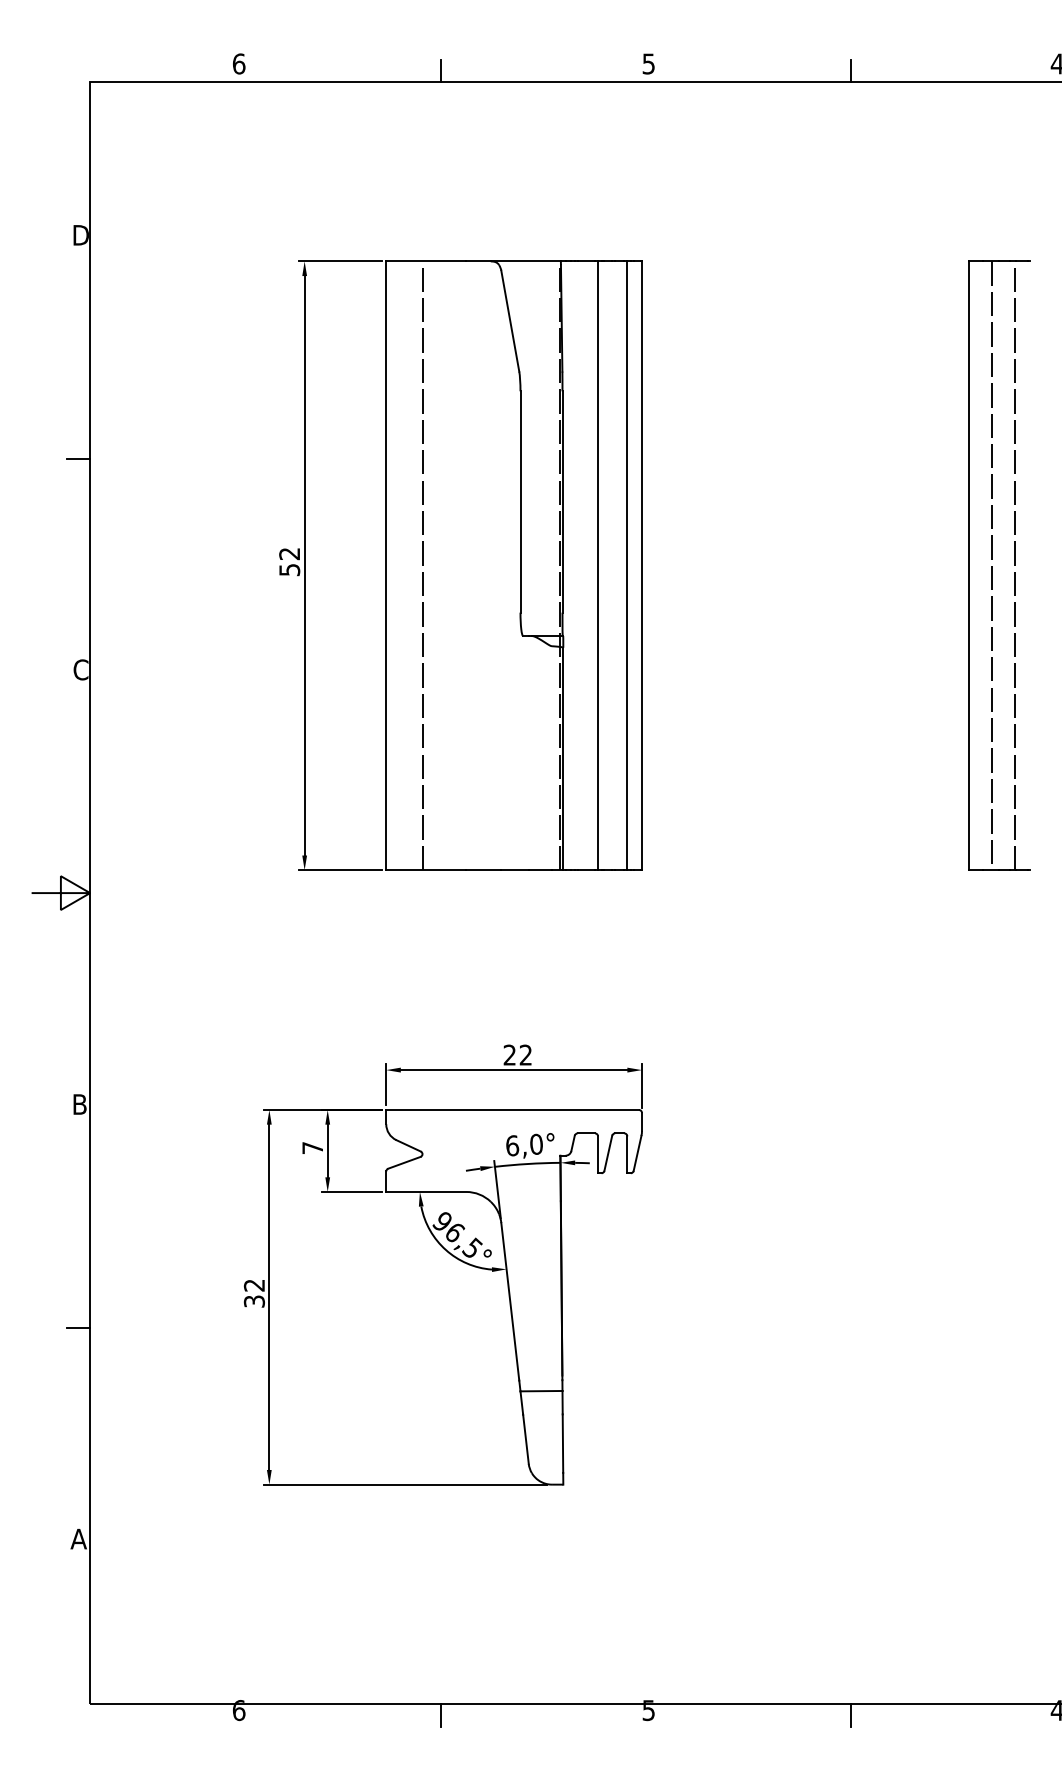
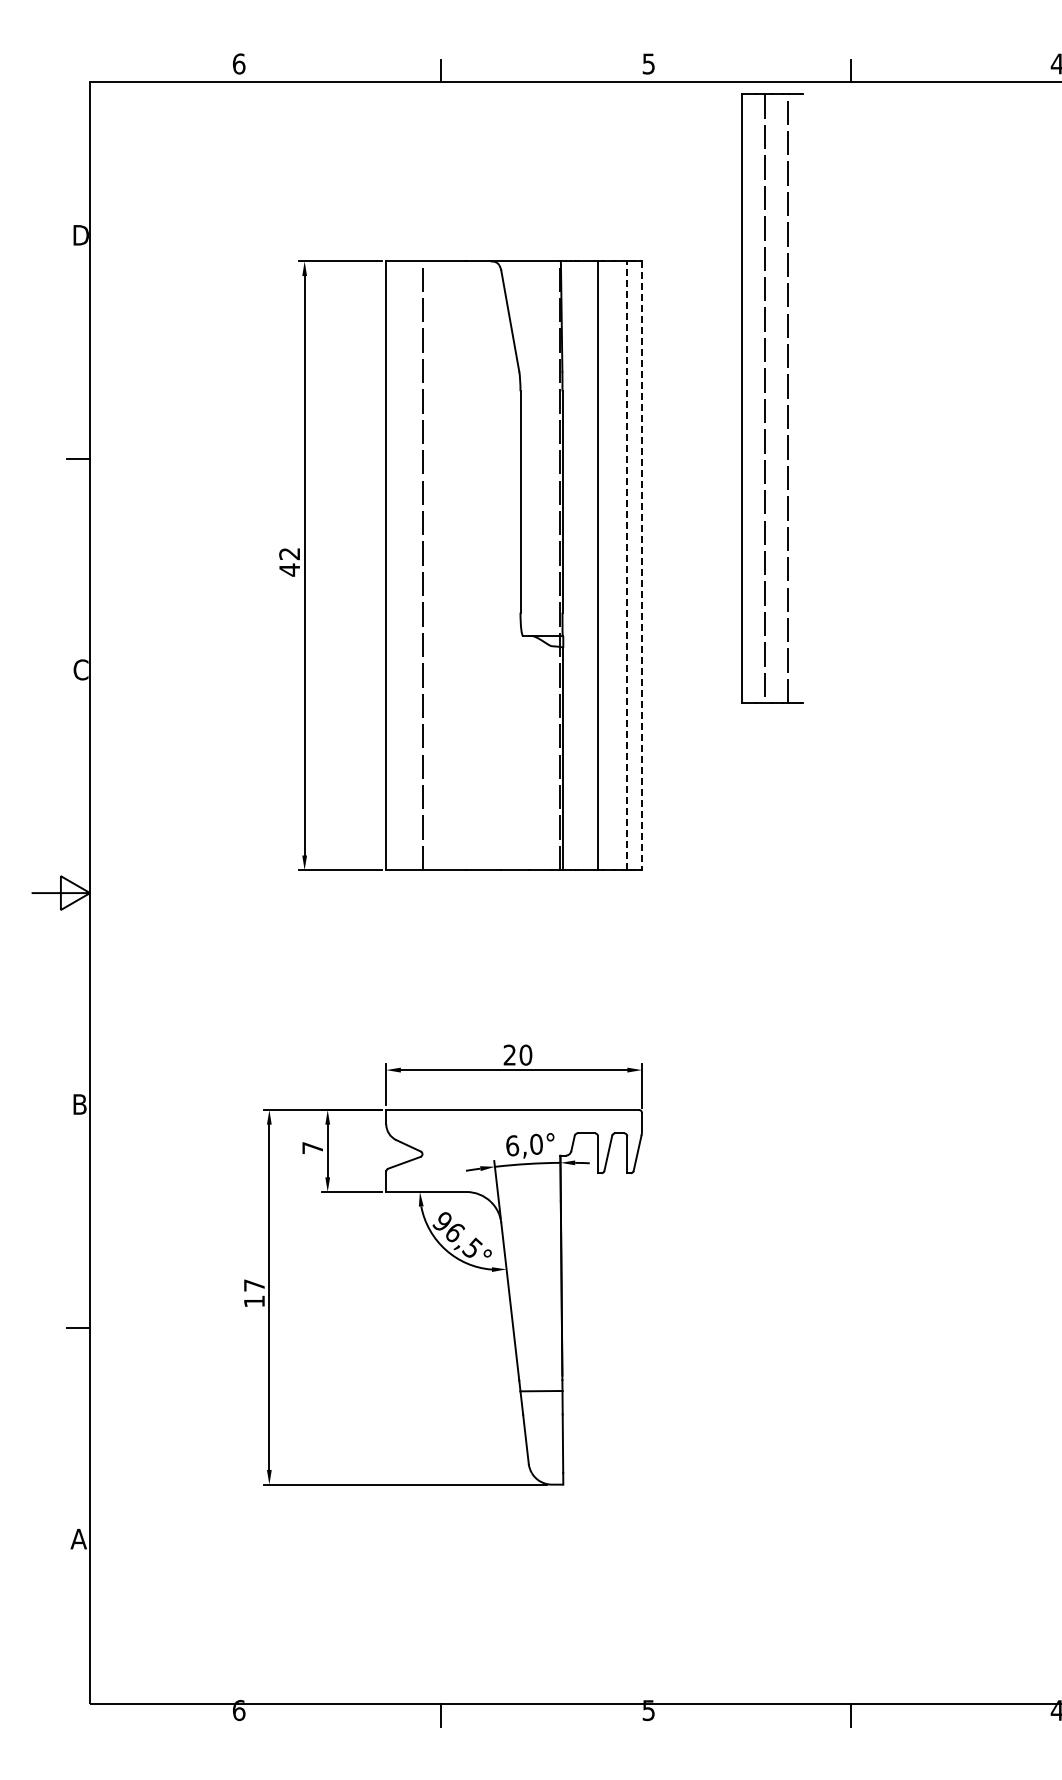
line: solid -> dashed (627, 565)
line: solid -> dashed (641, 566)
part position: (992, 566) -> (765, 399) (765, 399)
text: 52 -> 42 (289, 569)
text: 22 -> 20 (525, 1054)
text: 32 -> 17 (253, 1293)
